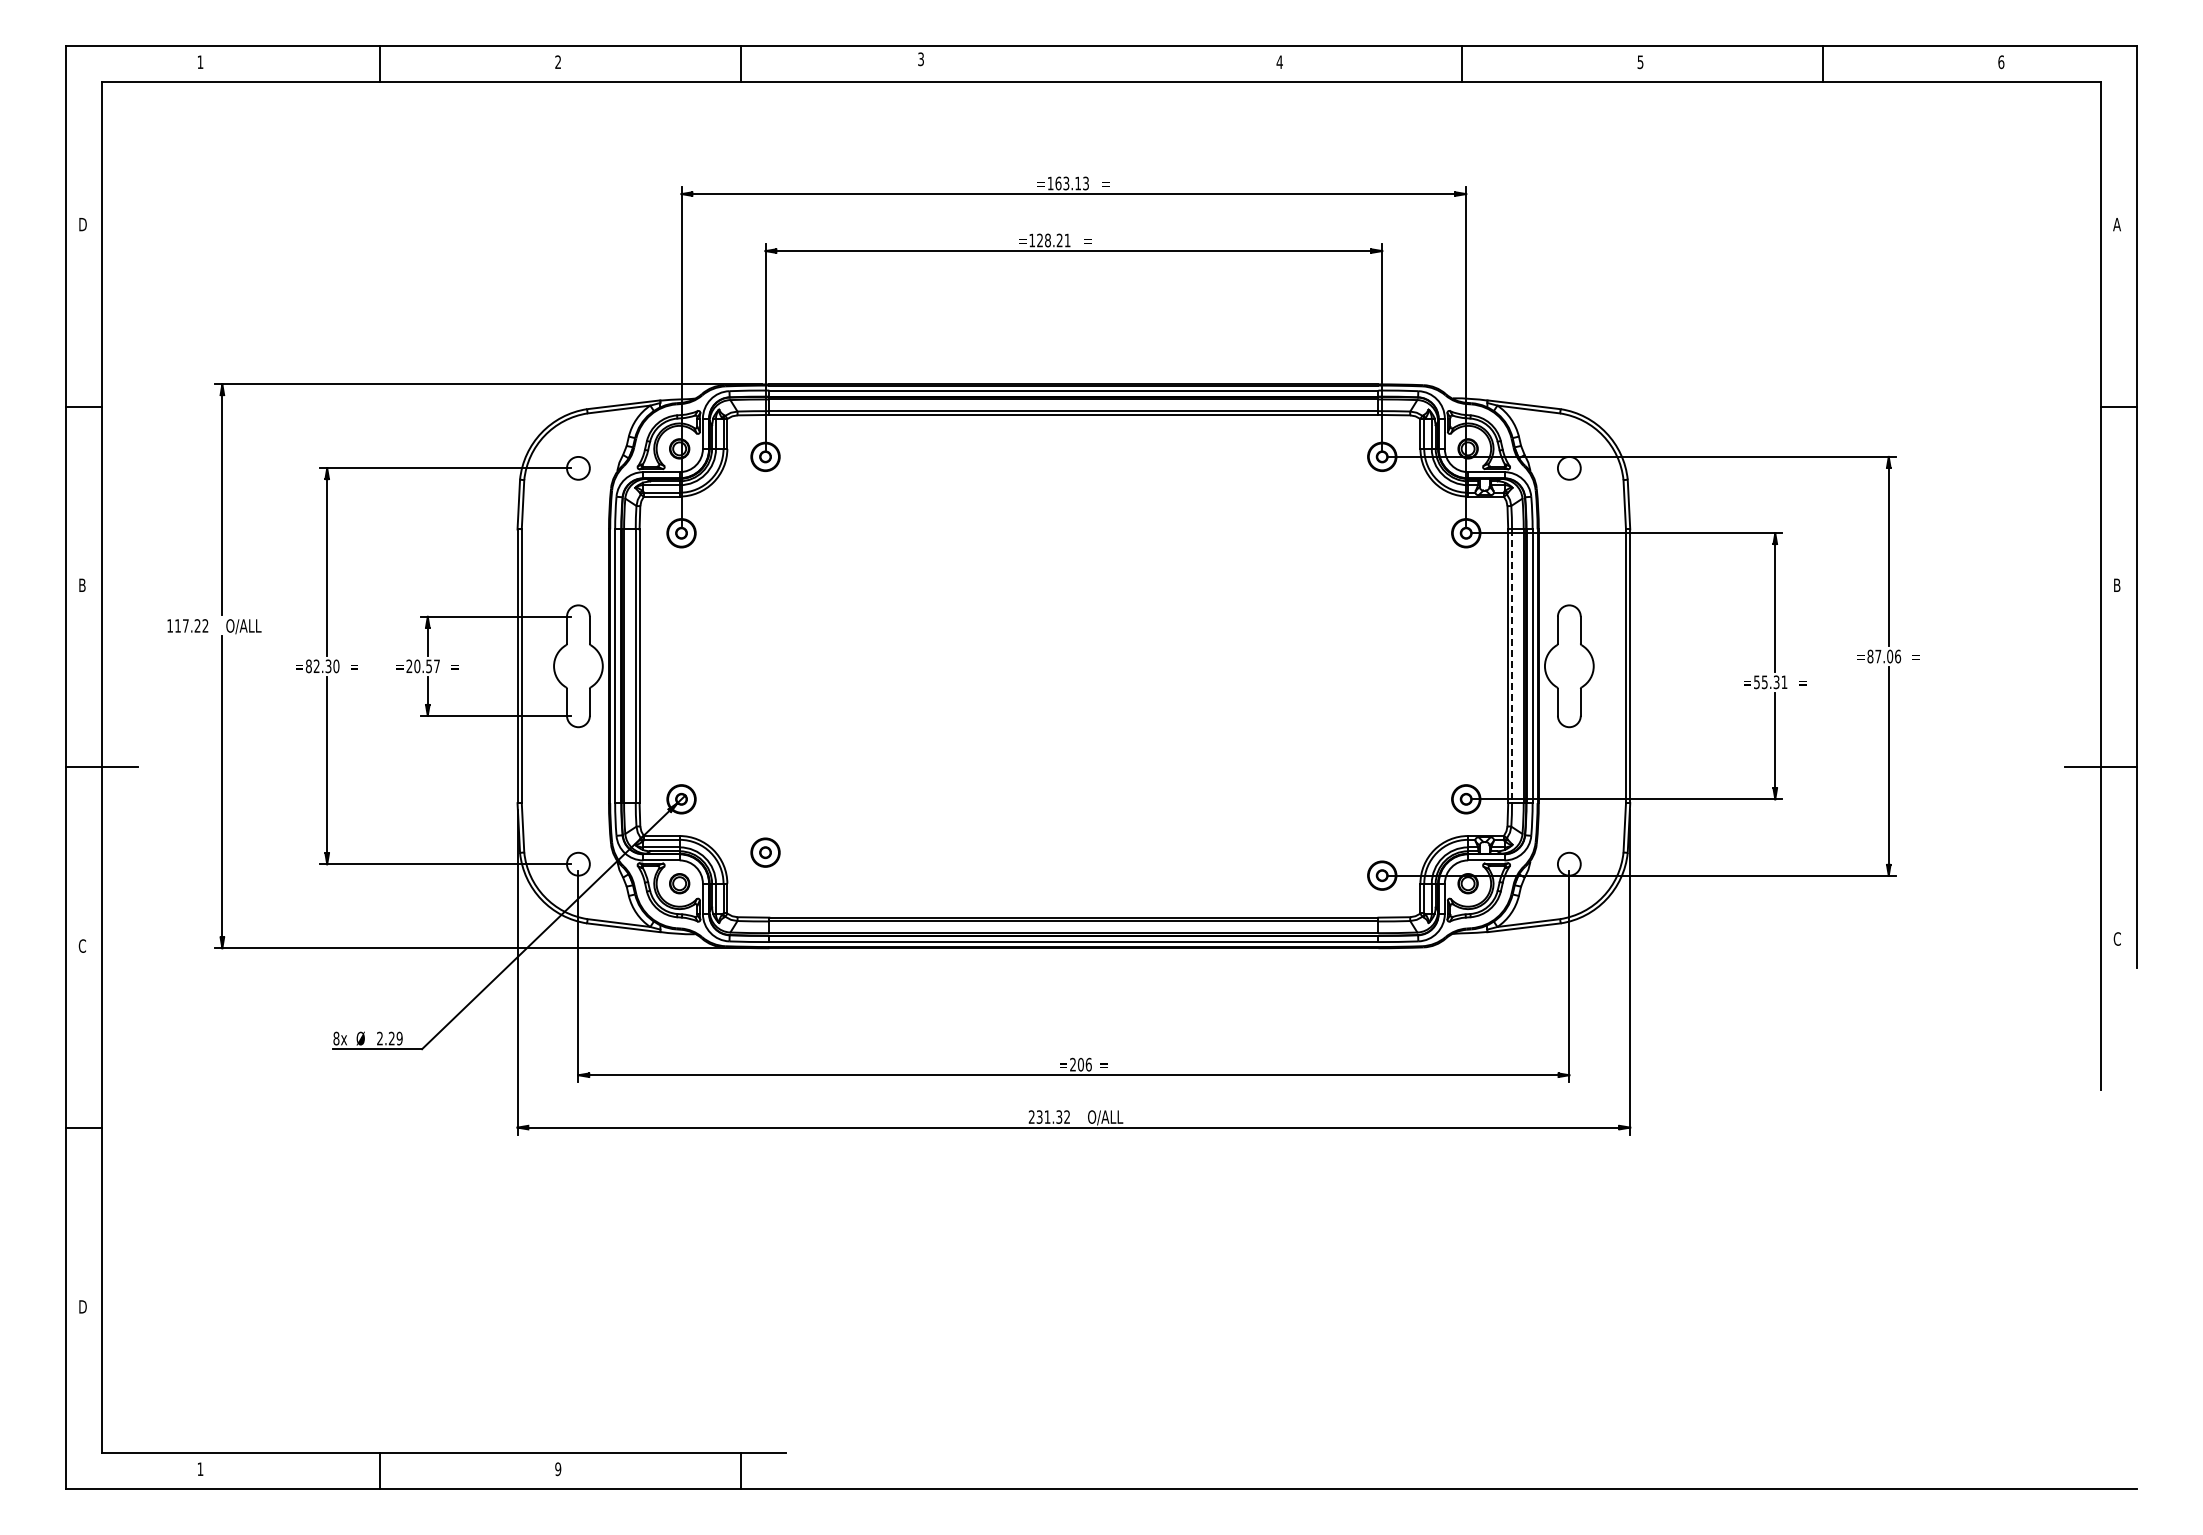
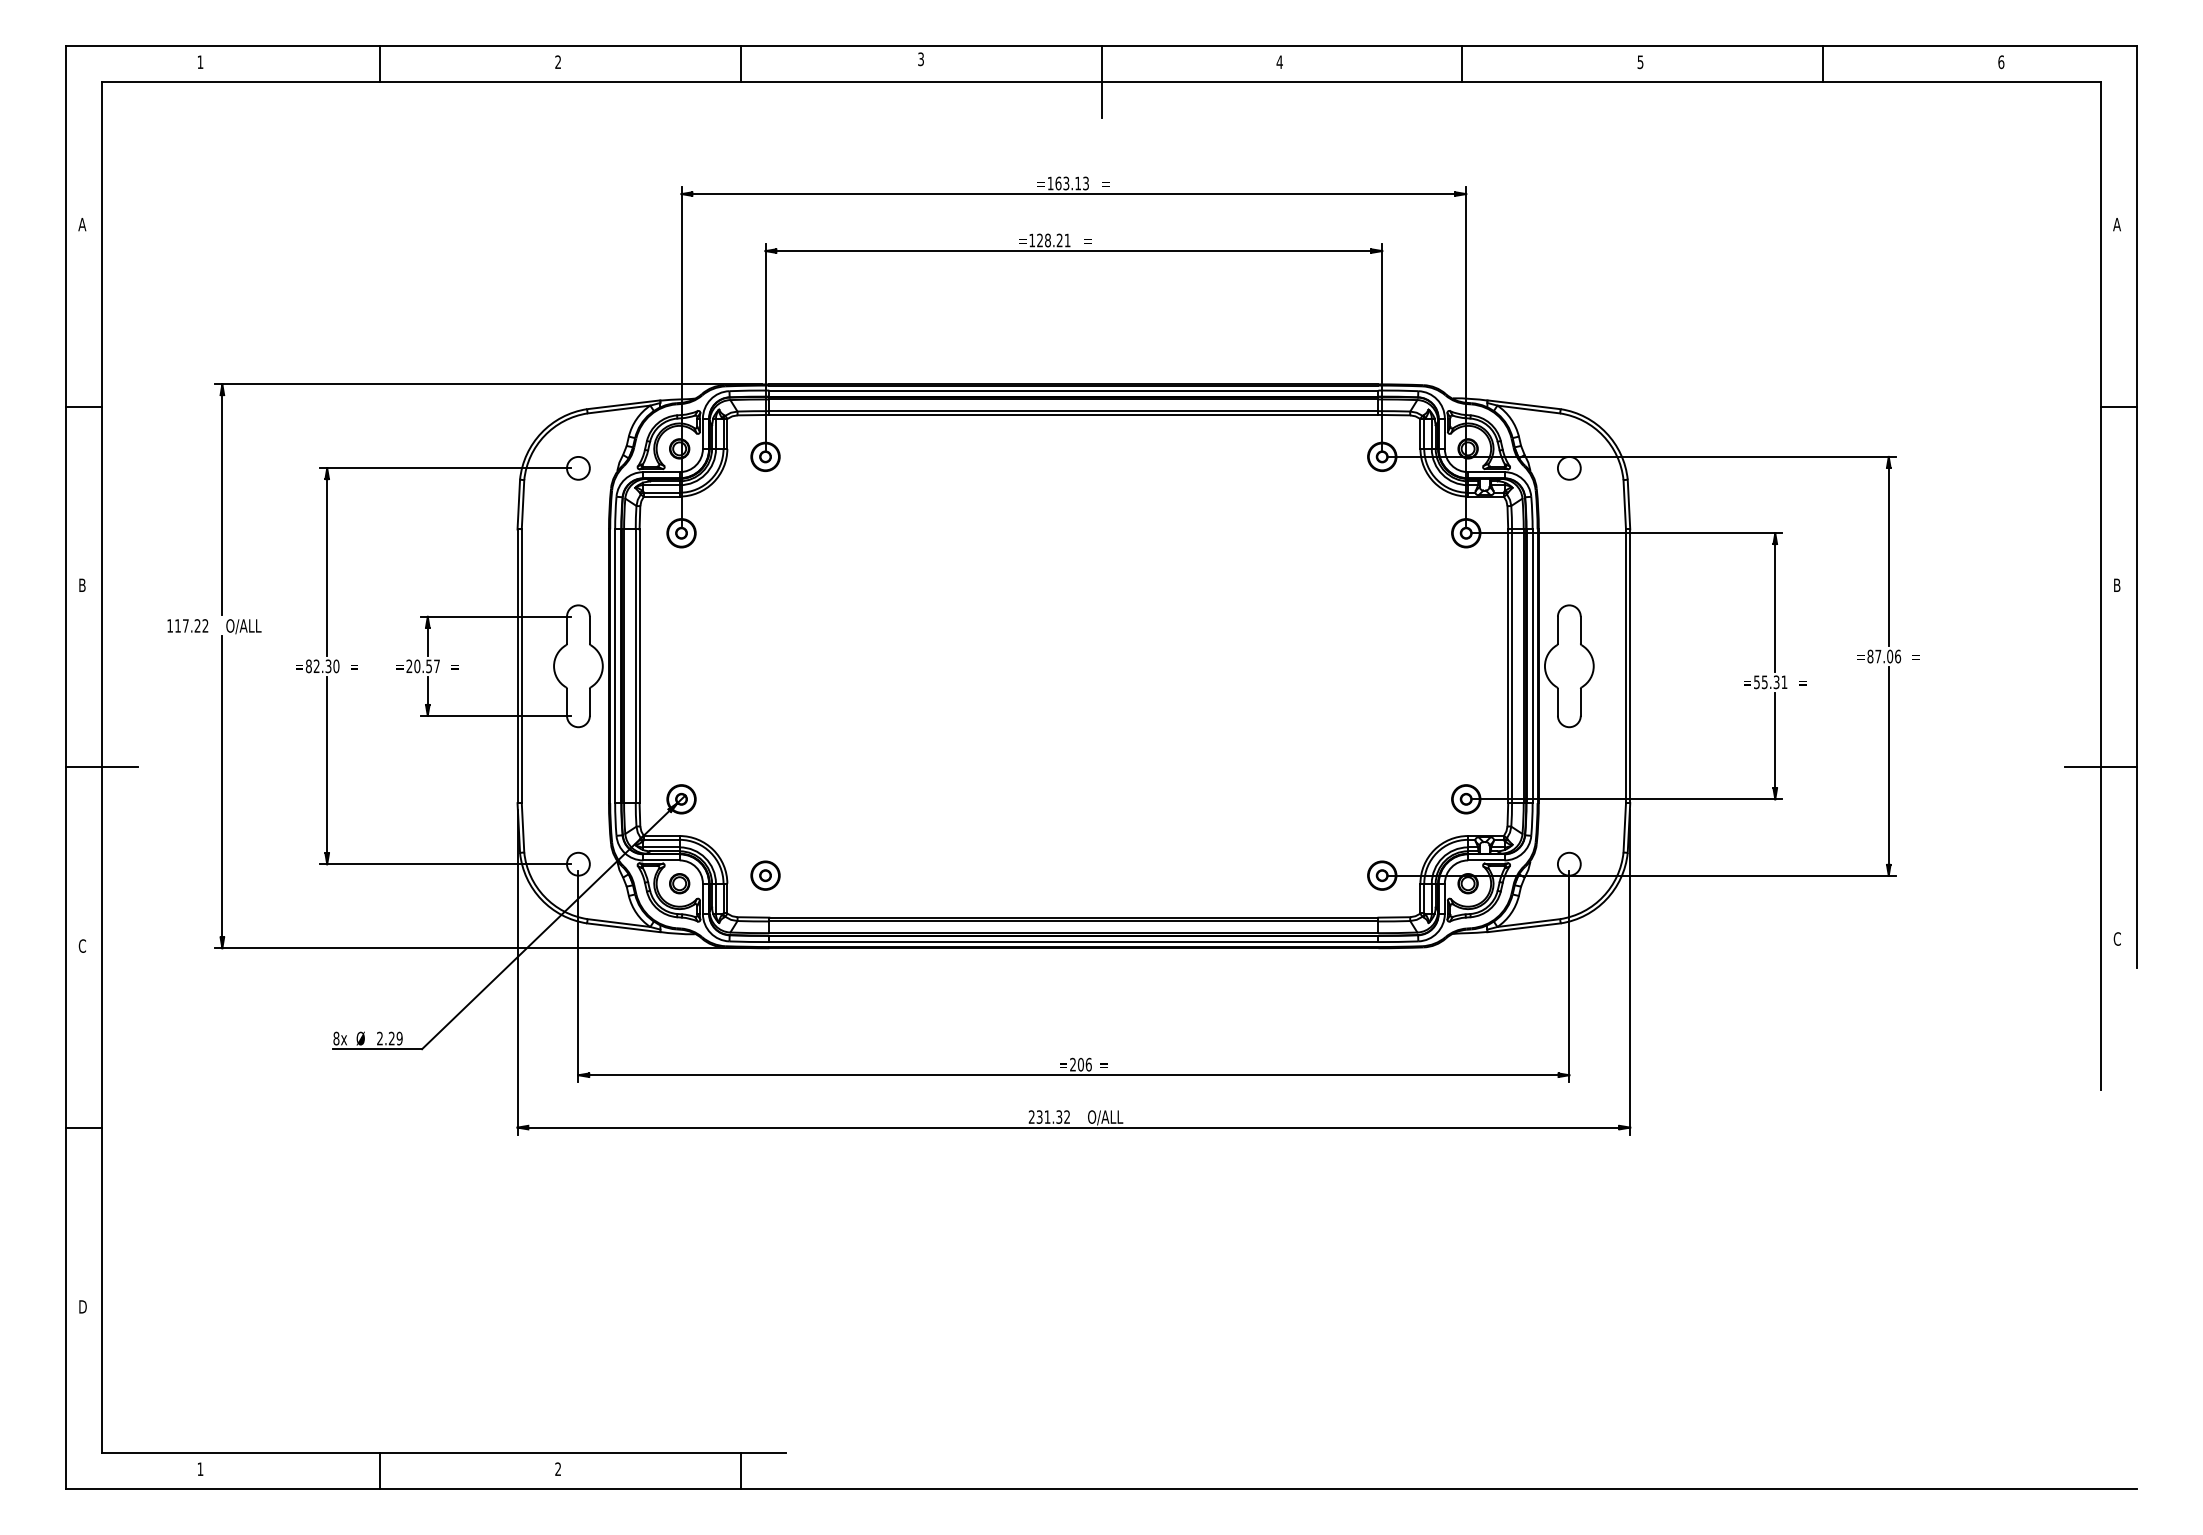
line: none -> present (1101, 81)
text: D -> A (82, 224)
line: dashed -> solid (1512, 666)
part position: (765, 852) -> (765, 875) (765, 875)
text: 9 -> 2 (558, 1469)
